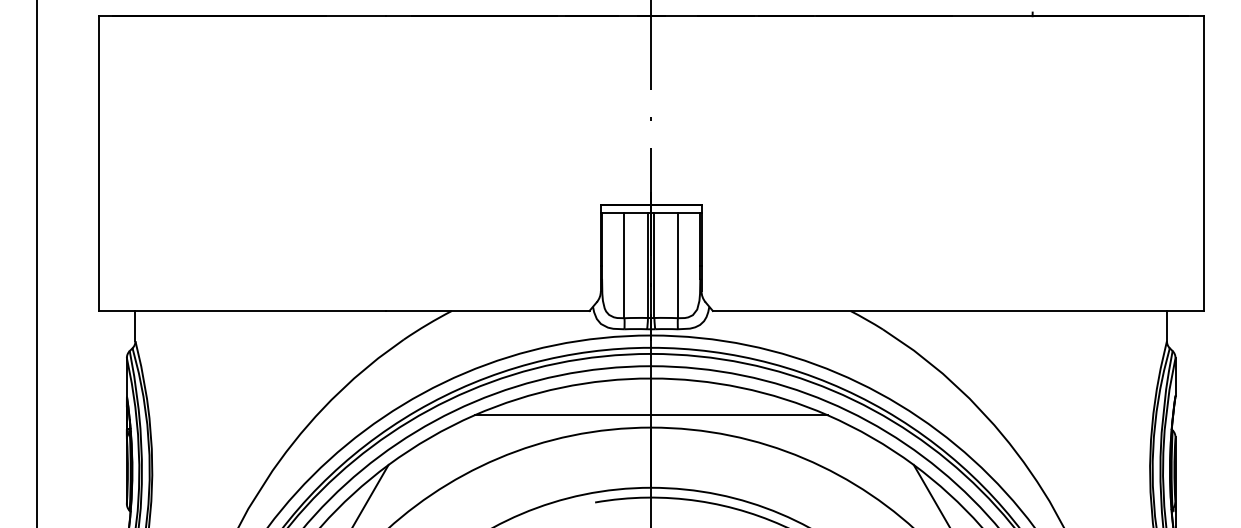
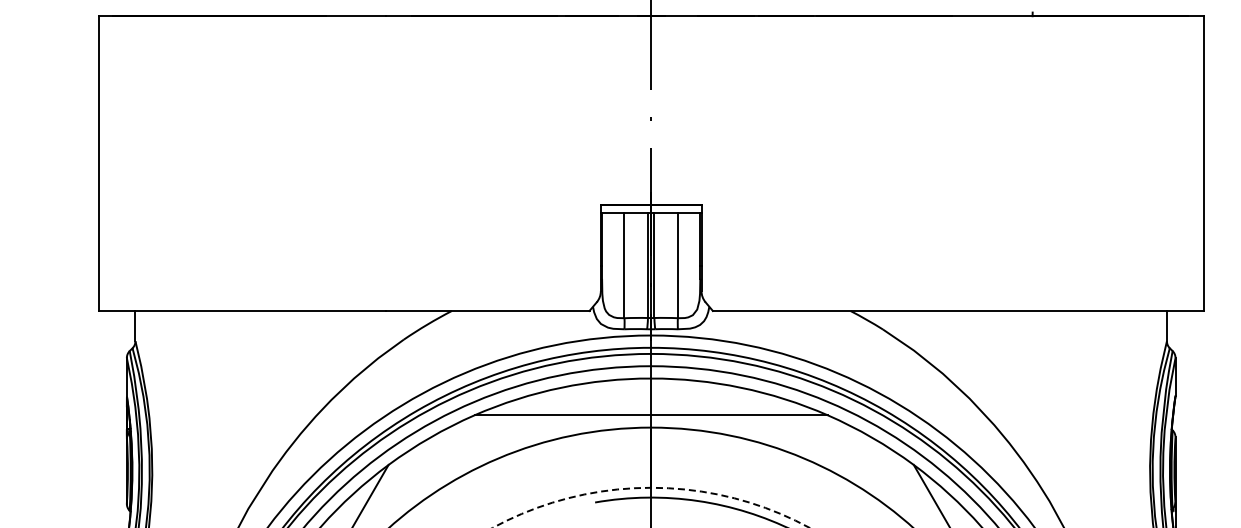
line: present -> none (37, 263)
circle: solid -> dashed (650, 507)
